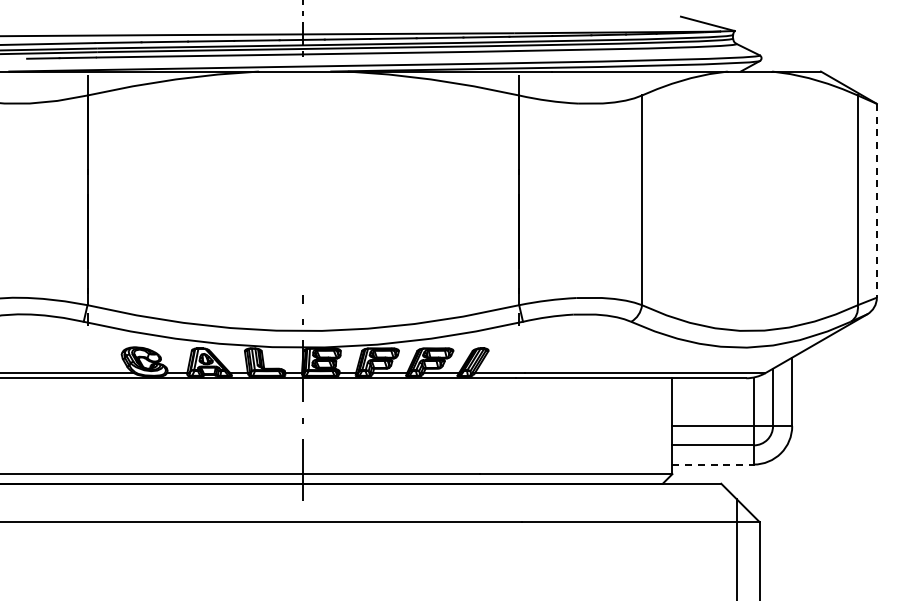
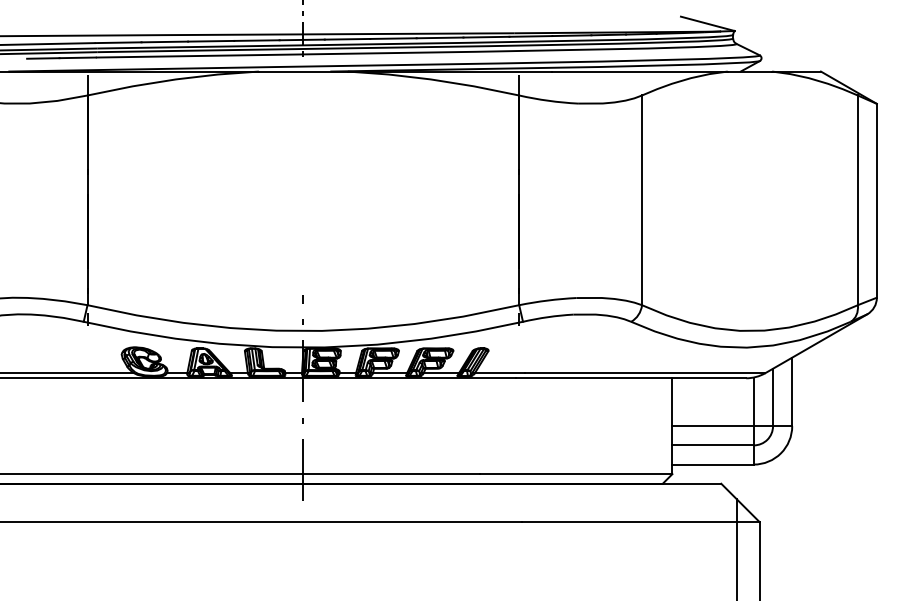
line: dashed -> solid (876, 200)
line: dashed -> solid (713, 464)
